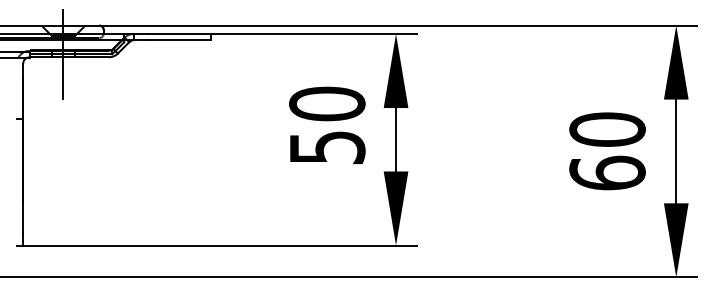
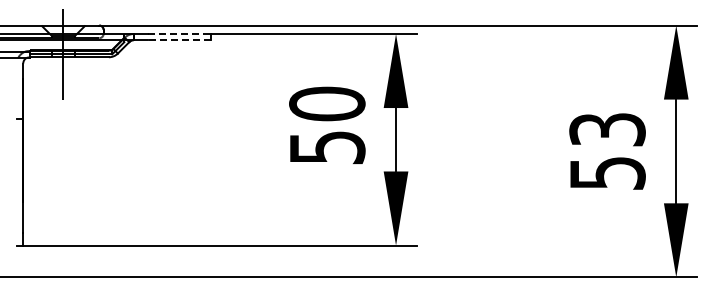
line: solid -> dashed (179, 34)
line: solid -> dashed (179, 40)
text: 60 -> 53 (607, 151)
